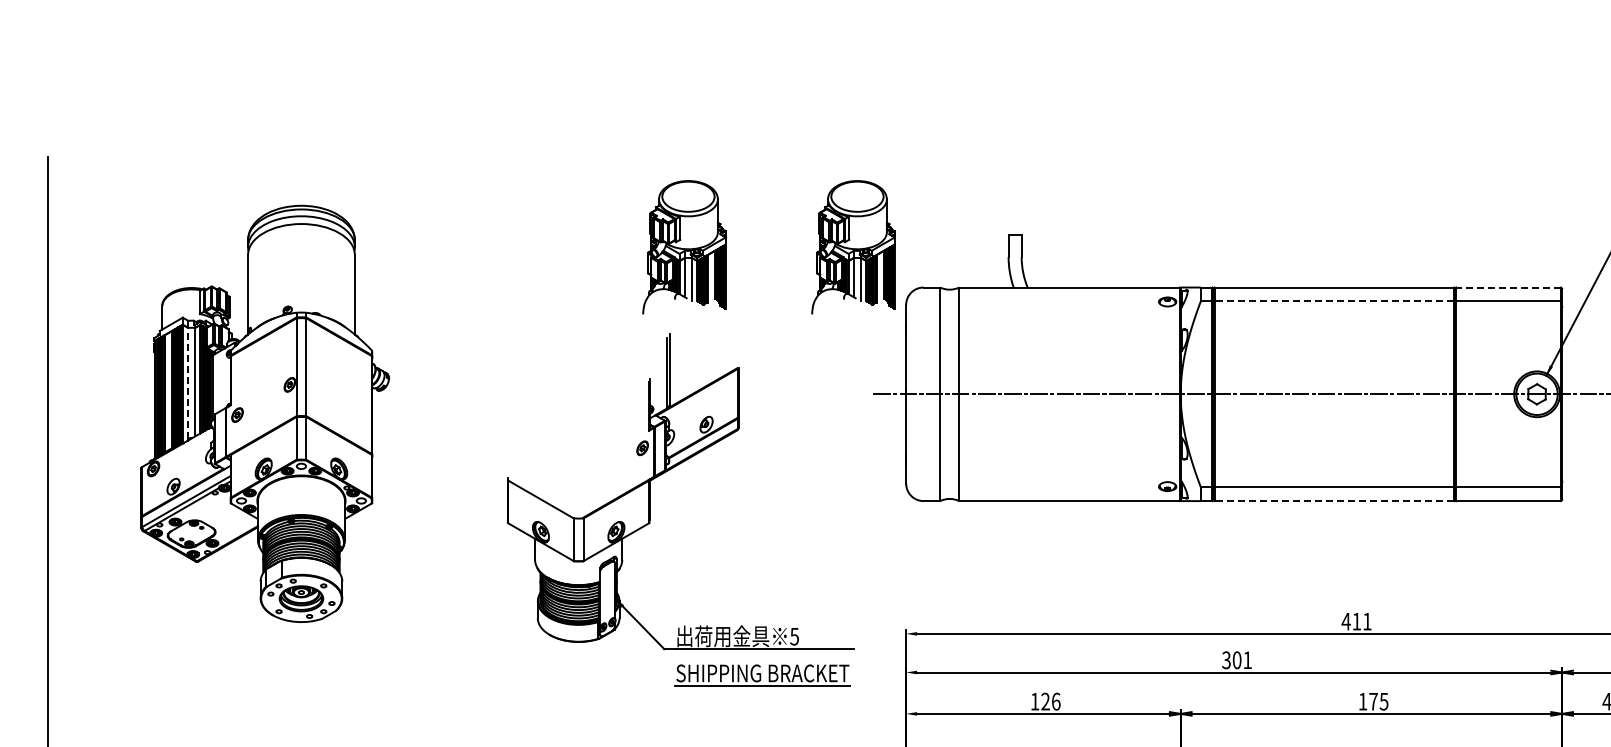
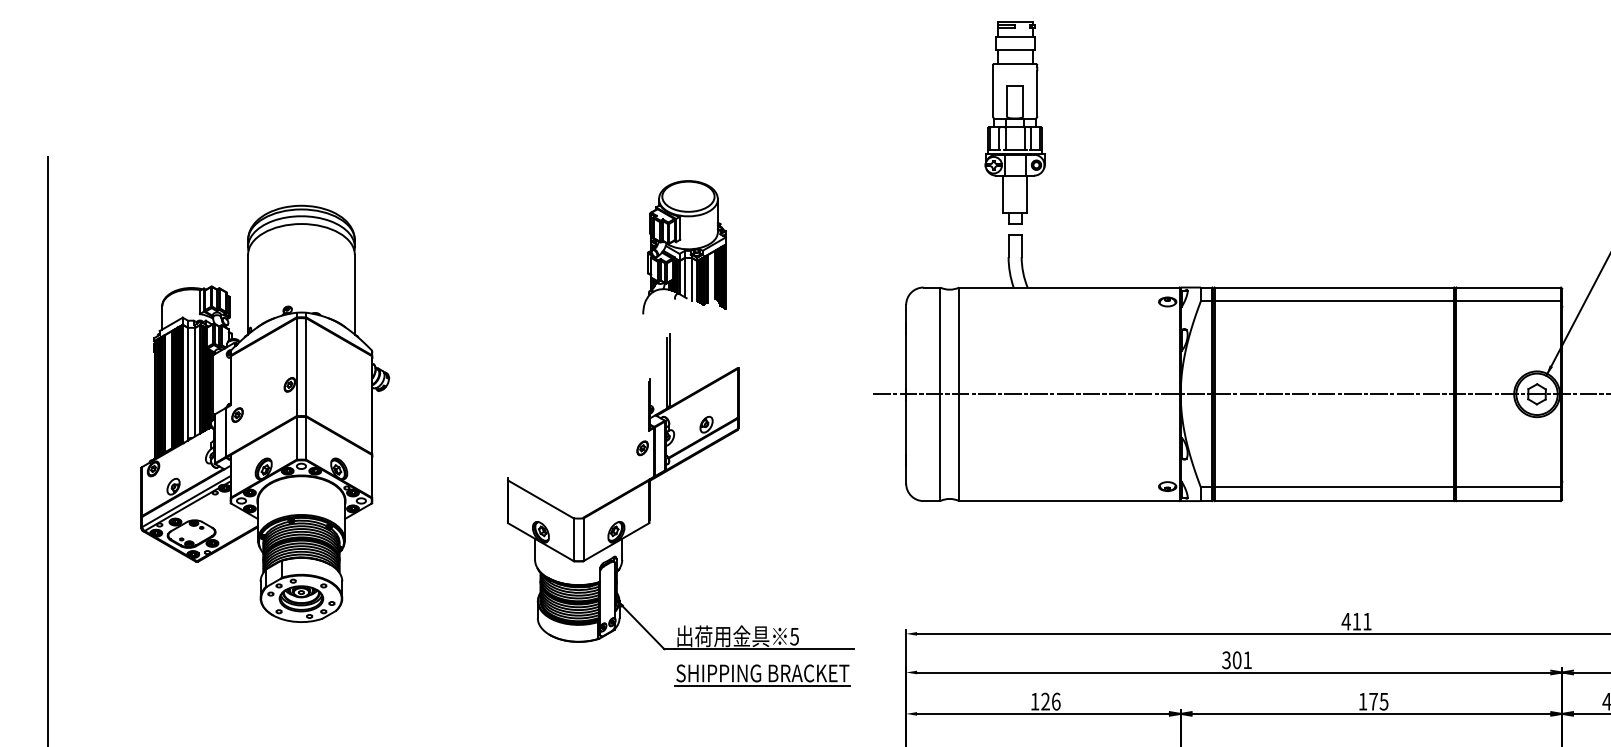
part: none -> present (1014, 122)
part: present -> none (853, 247)
line: dashed -> solid (1508, 287)
line: dashed -> solid (1334, 301)
line: dashed -> solid (188, 383)
line: dashed -> solid (1334, 501)
